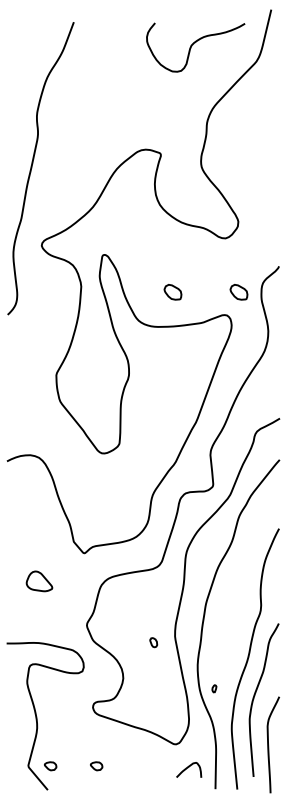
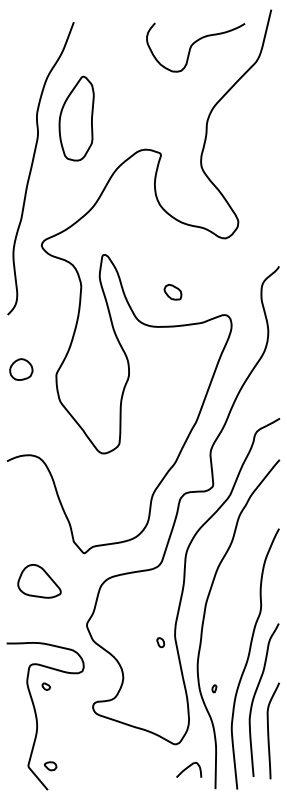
part: none -> present (76, 118)
part: present -> none (238, 292)
part: none -> present (21, 369)
part size: 29x23 px -> 45x35 px (39, 581)
part position: (153, 642) -> (160, 642) (160, 642)
part: none -> present (45, 686)
curve position: (269, 745) -> (269, 731) (269, 731)
part: present -> none (96, 766)
